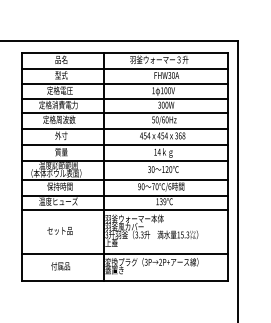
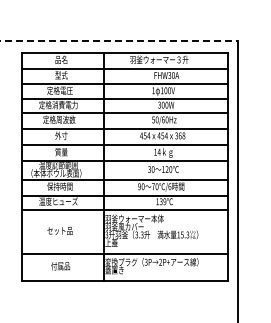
line: solid -> dashed (119, 41)
